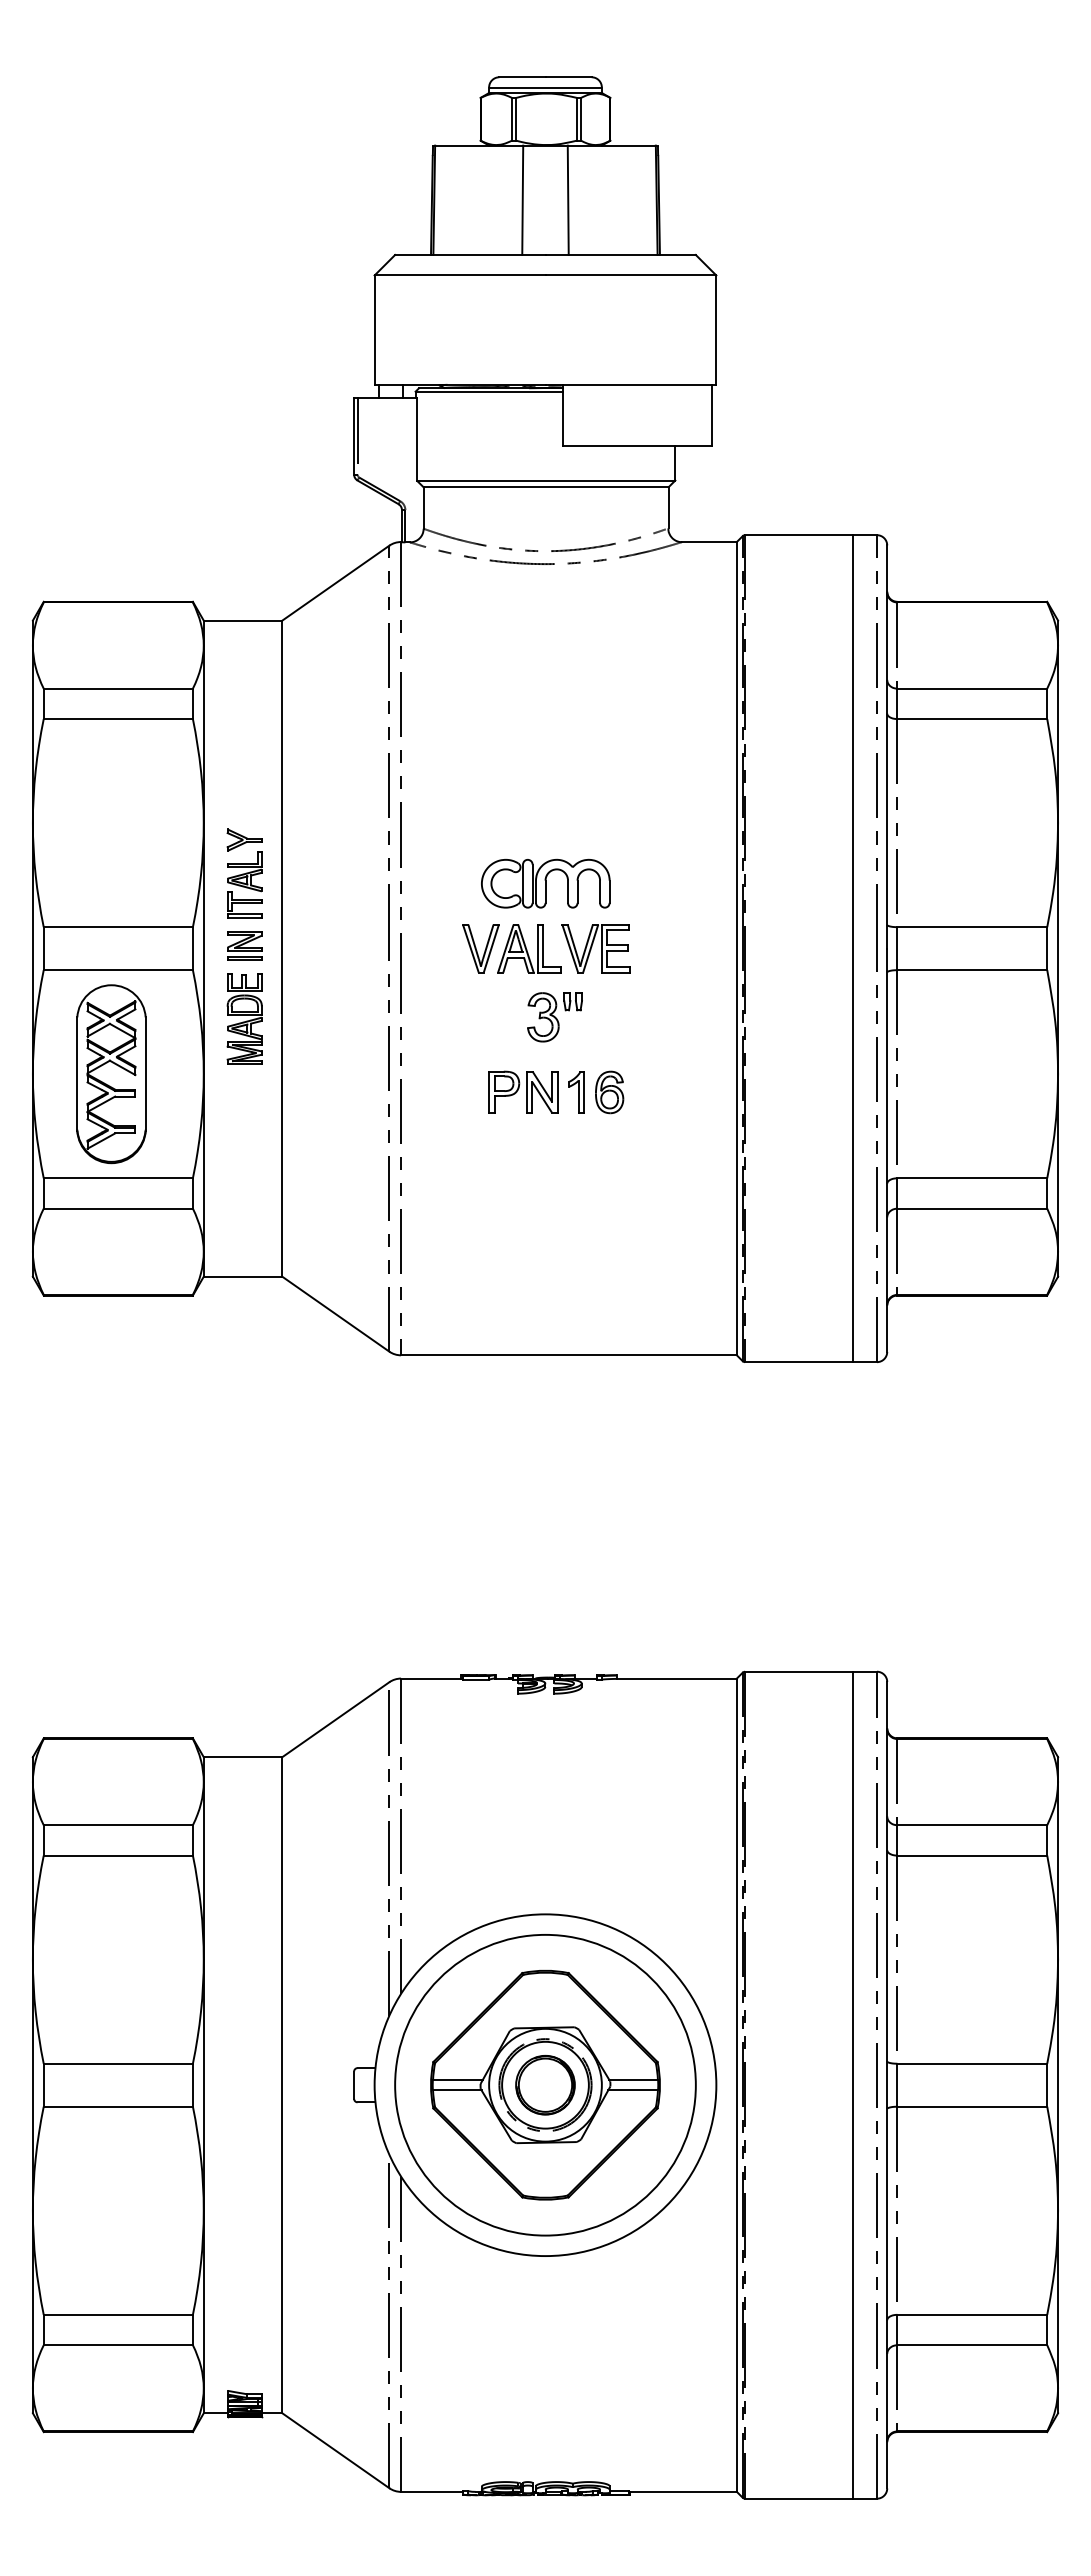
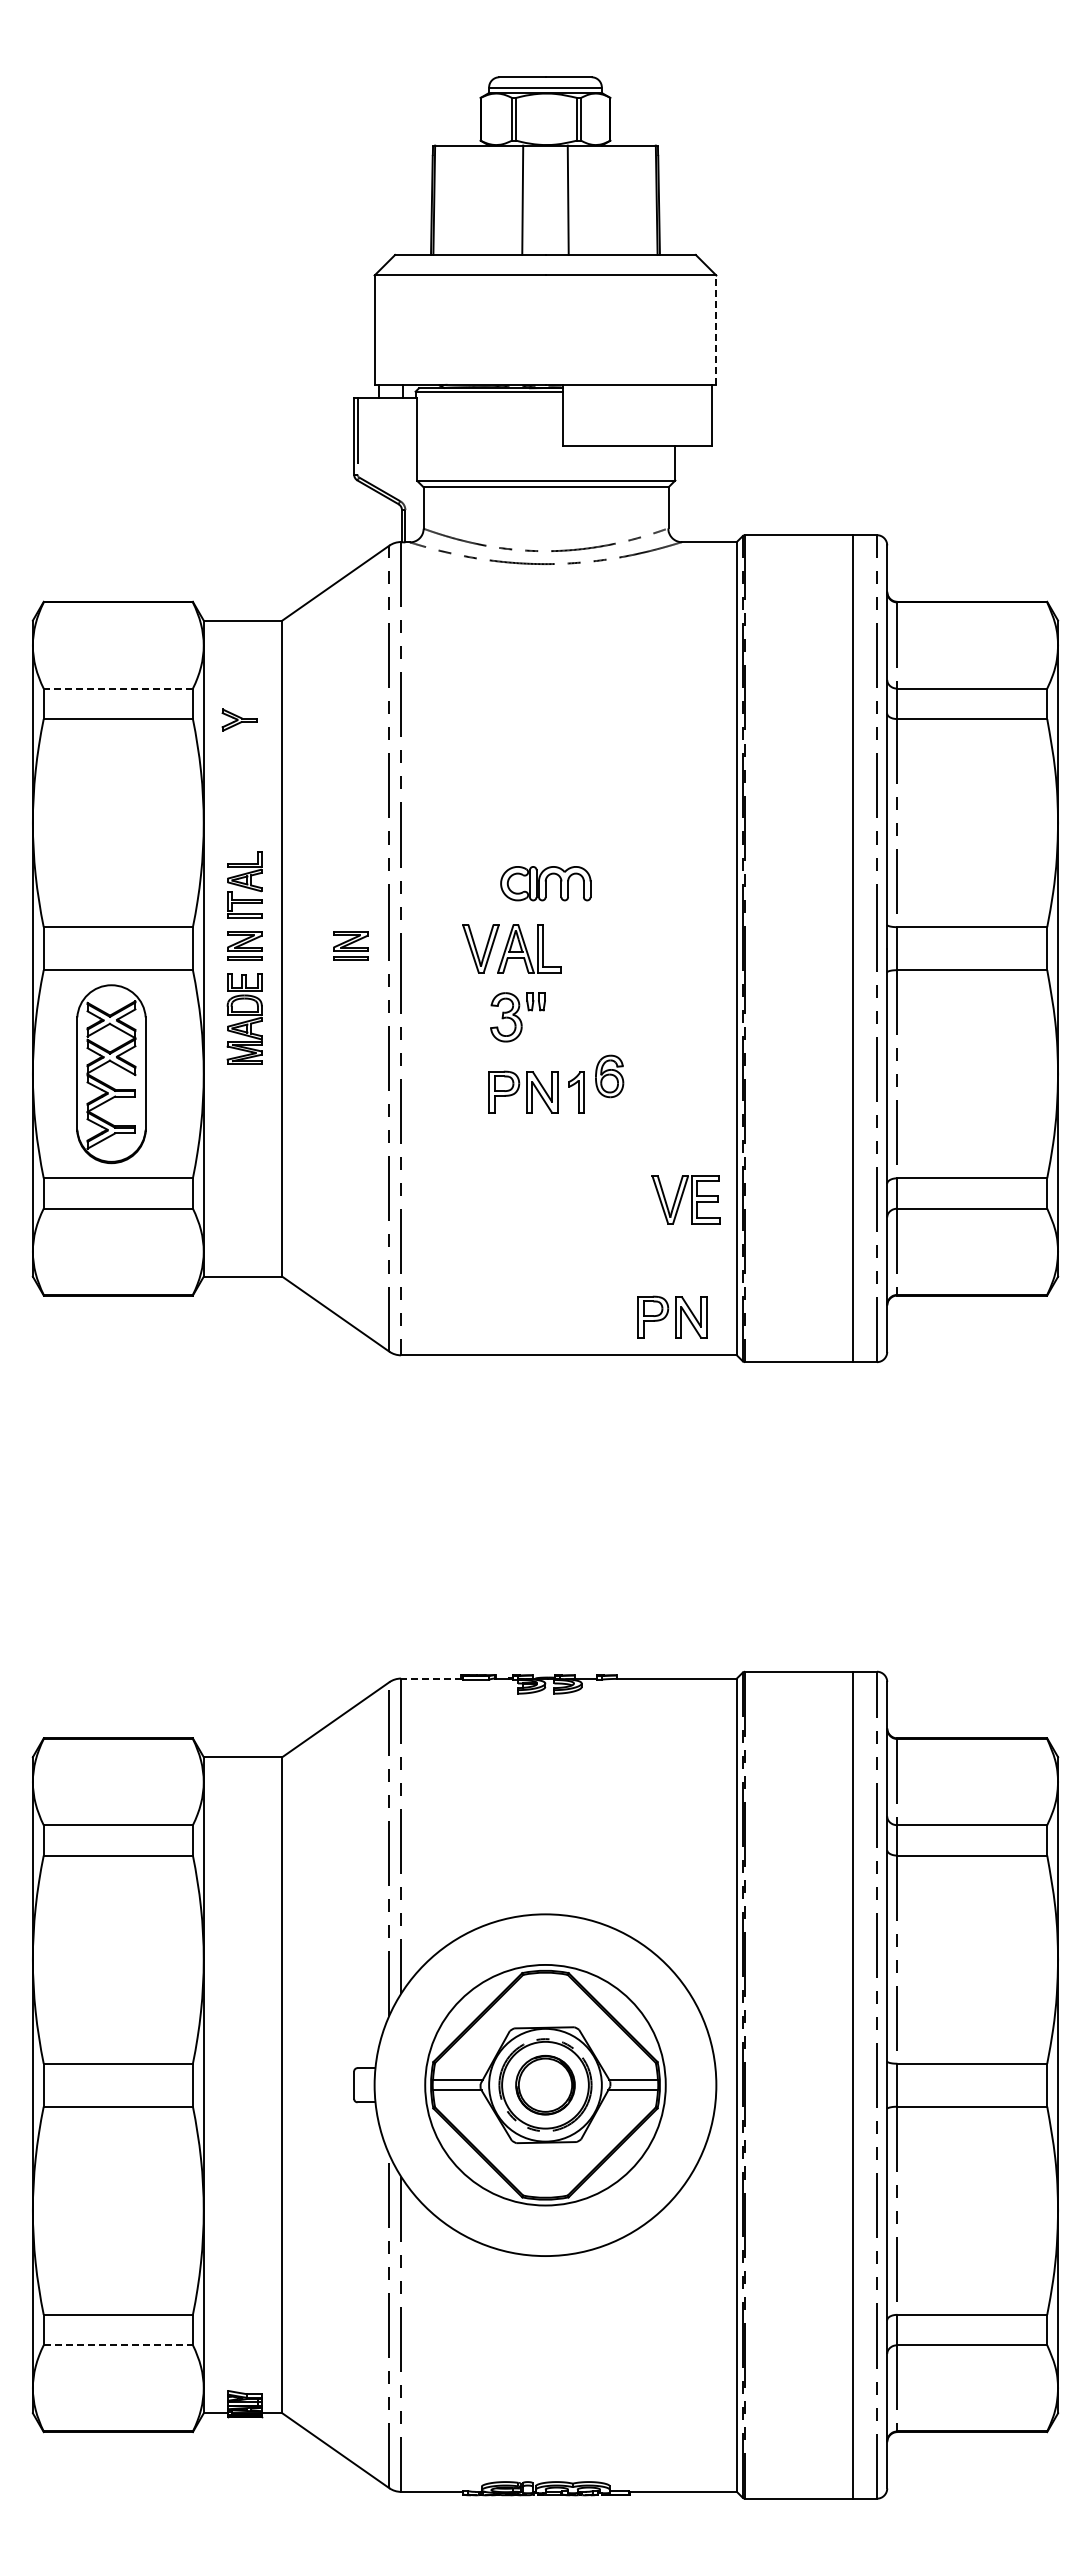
line: solid -> dashed (716, 330)
line: solid -> dashed (118, 688)
part position: (244, 839) -> (239, 719) (239, 719)
part size: 130x51 px -> 92x36 px (545, 883)
part: none -> present (350, 945)
part position: (595, 948) -> (685, 1199) (685, 1199)
part position: (554, 1017) -> (517, 1017) (517, 1017)
part position: (609, 1092) -> (609, 1076) (609, 1076)
part: none -> present (672, 1316)
line: solid -> dashed (430, 1678)
circle diameter: 301 px -> 241 px (545, 2084)
line: solid -> dashed (118, 2345)
